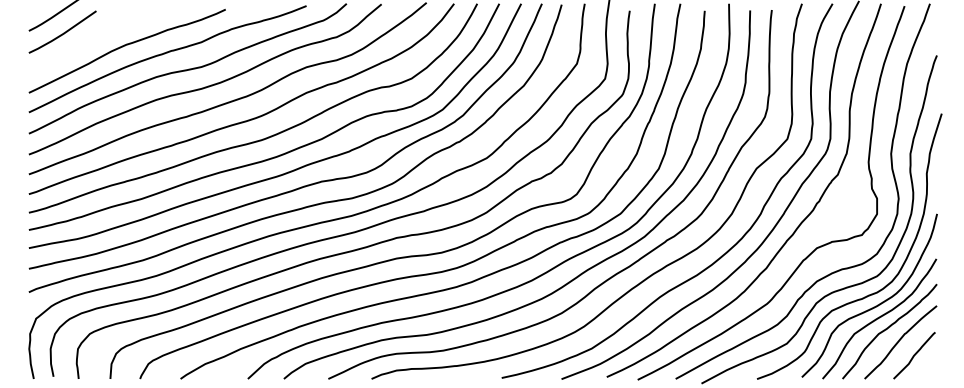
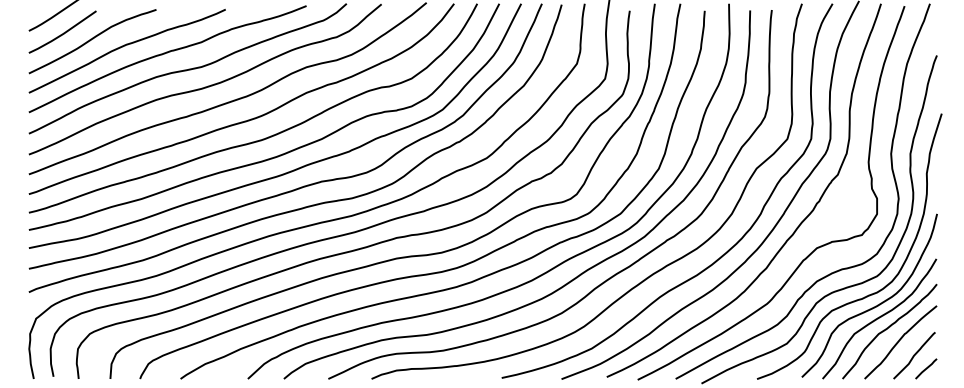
curve: none -> present (91, 40)
line: none -> present (926, 368)
